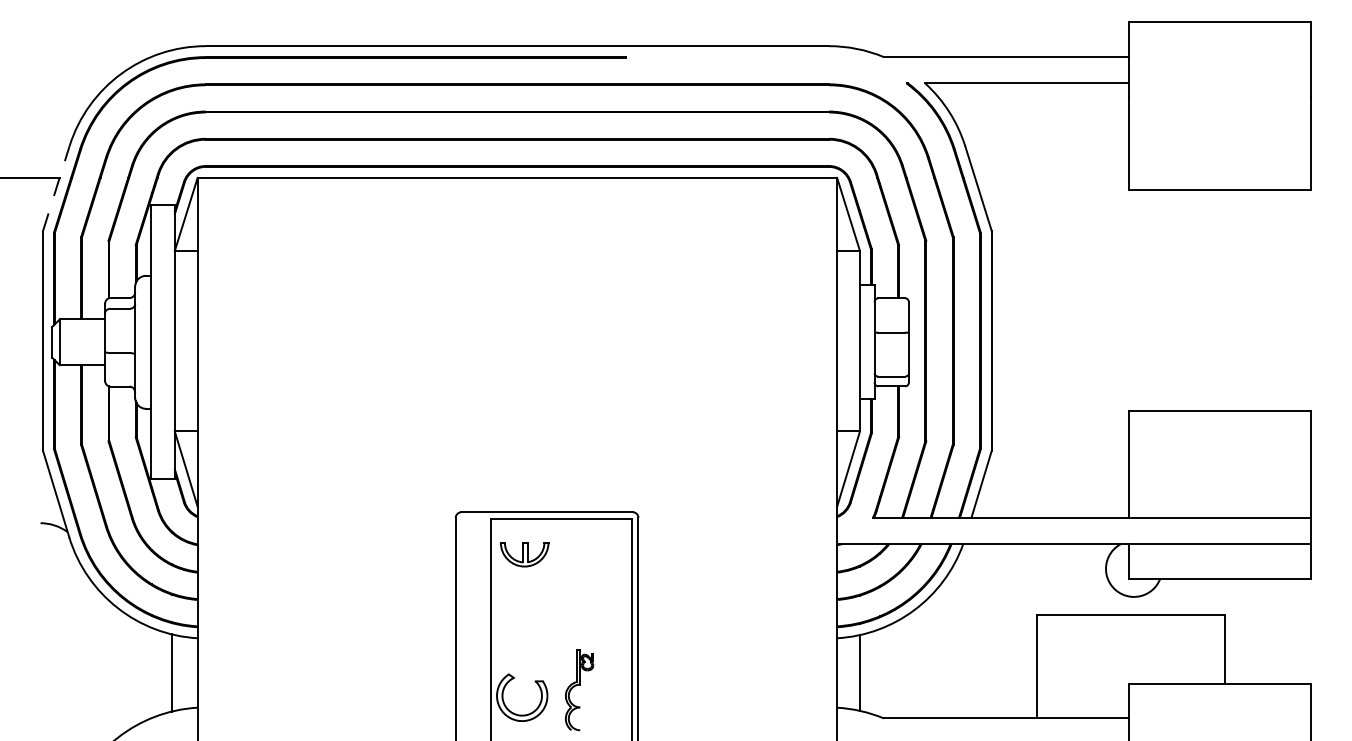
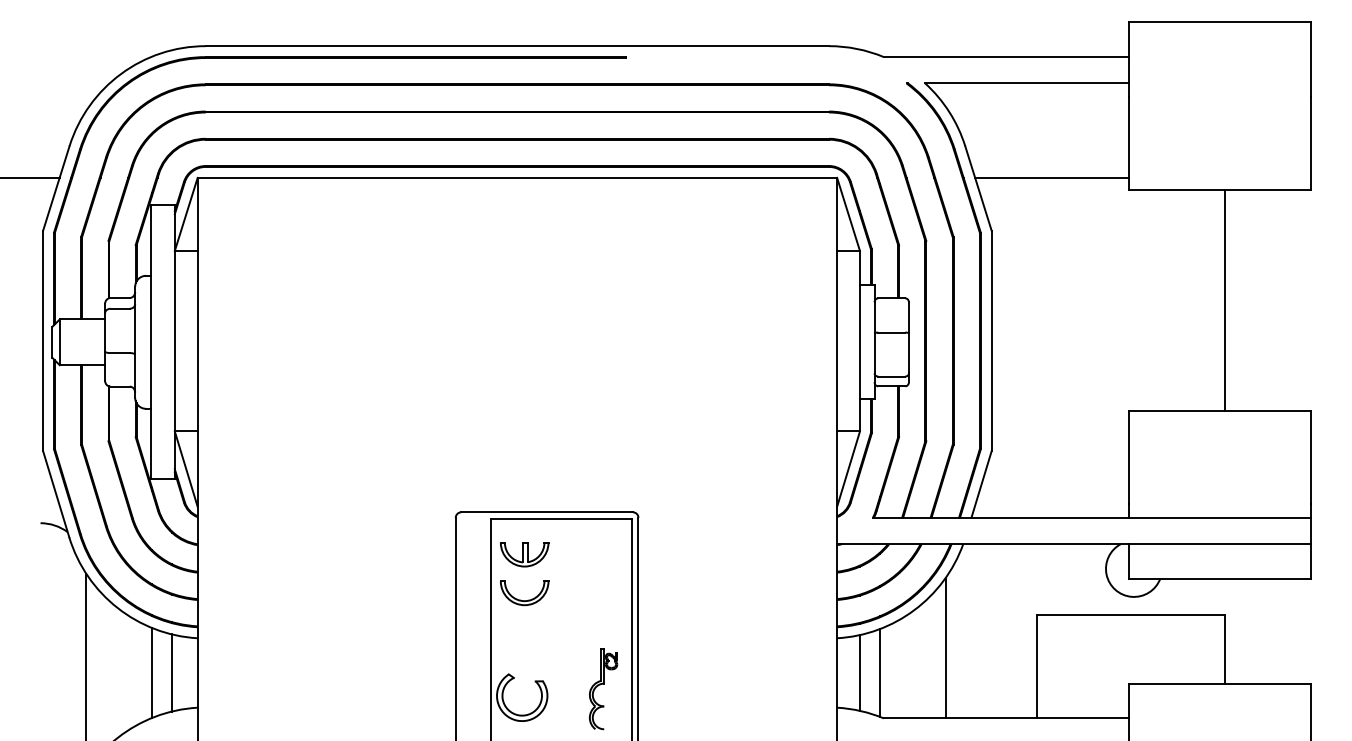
line: none -> present (1051, 177)
line: dashed -> solid (56, 188)
line: none -> present (1225, 300)
part: none -> present (521, 599)
line: none -> present (945, 647)
line: none -> present (86, 655)
line: none -> present (152, 672)
line: none -> present (880, 672)
part position: (579, 690) -> (603, 689) (603, 689)
